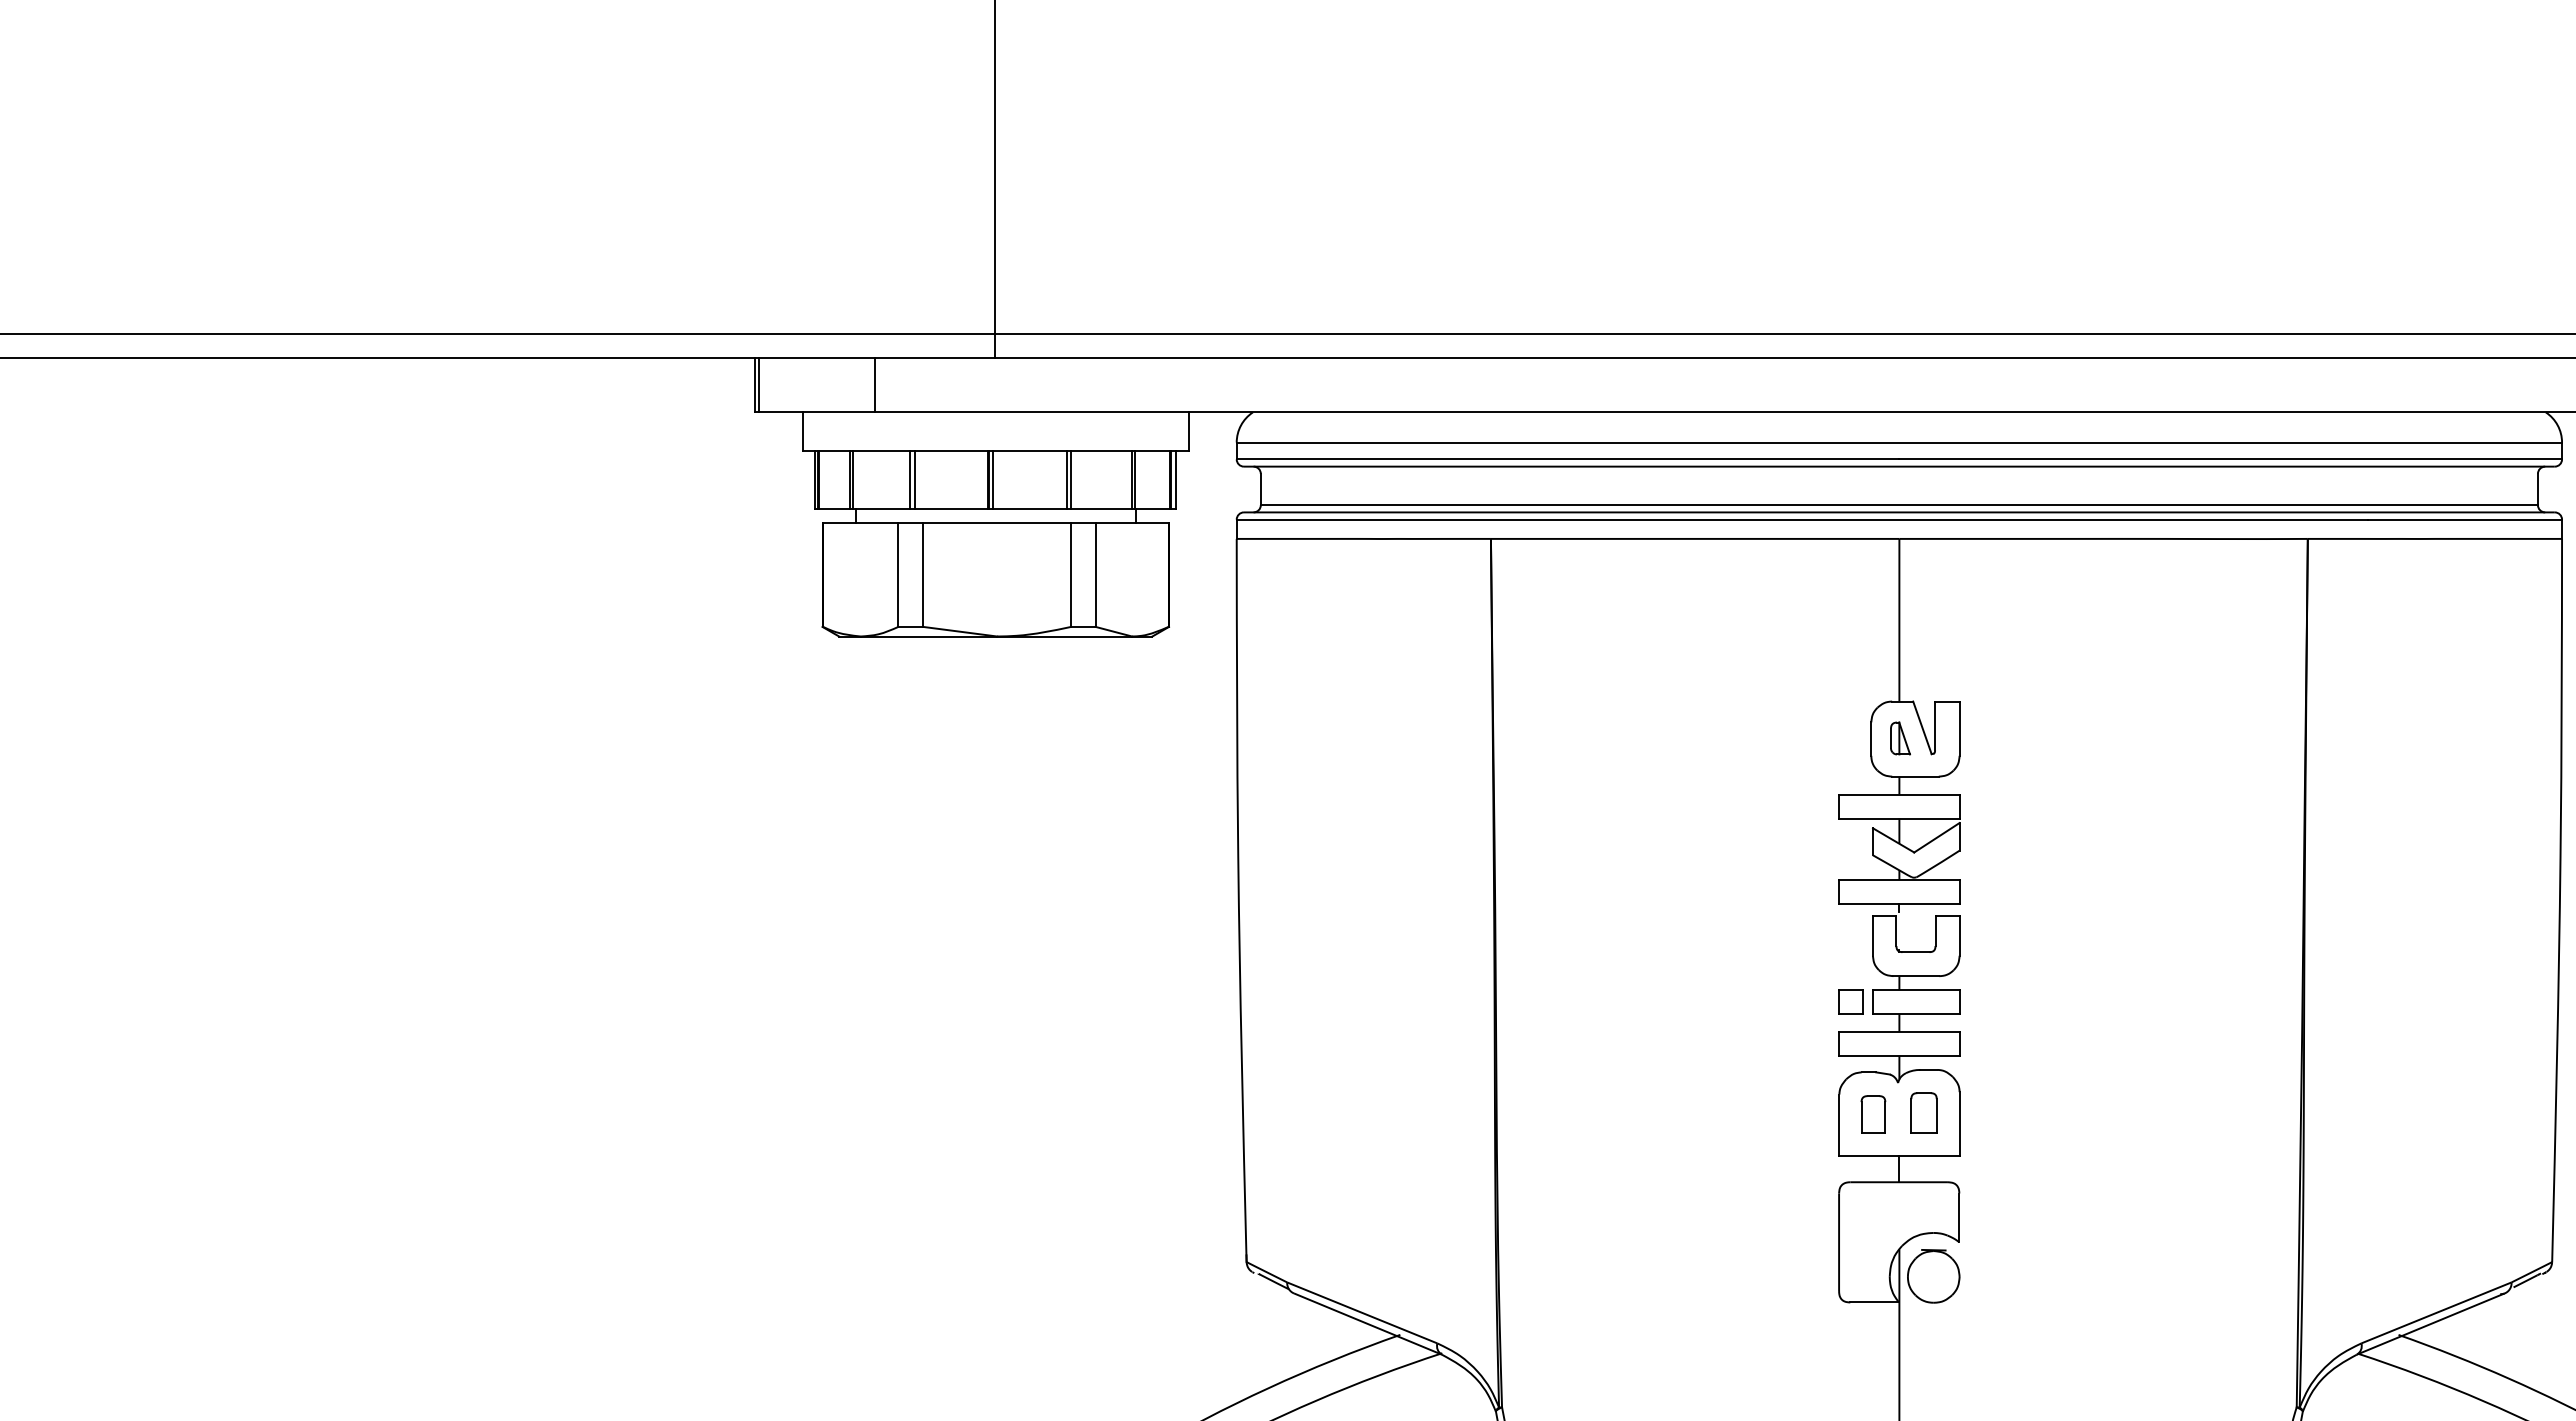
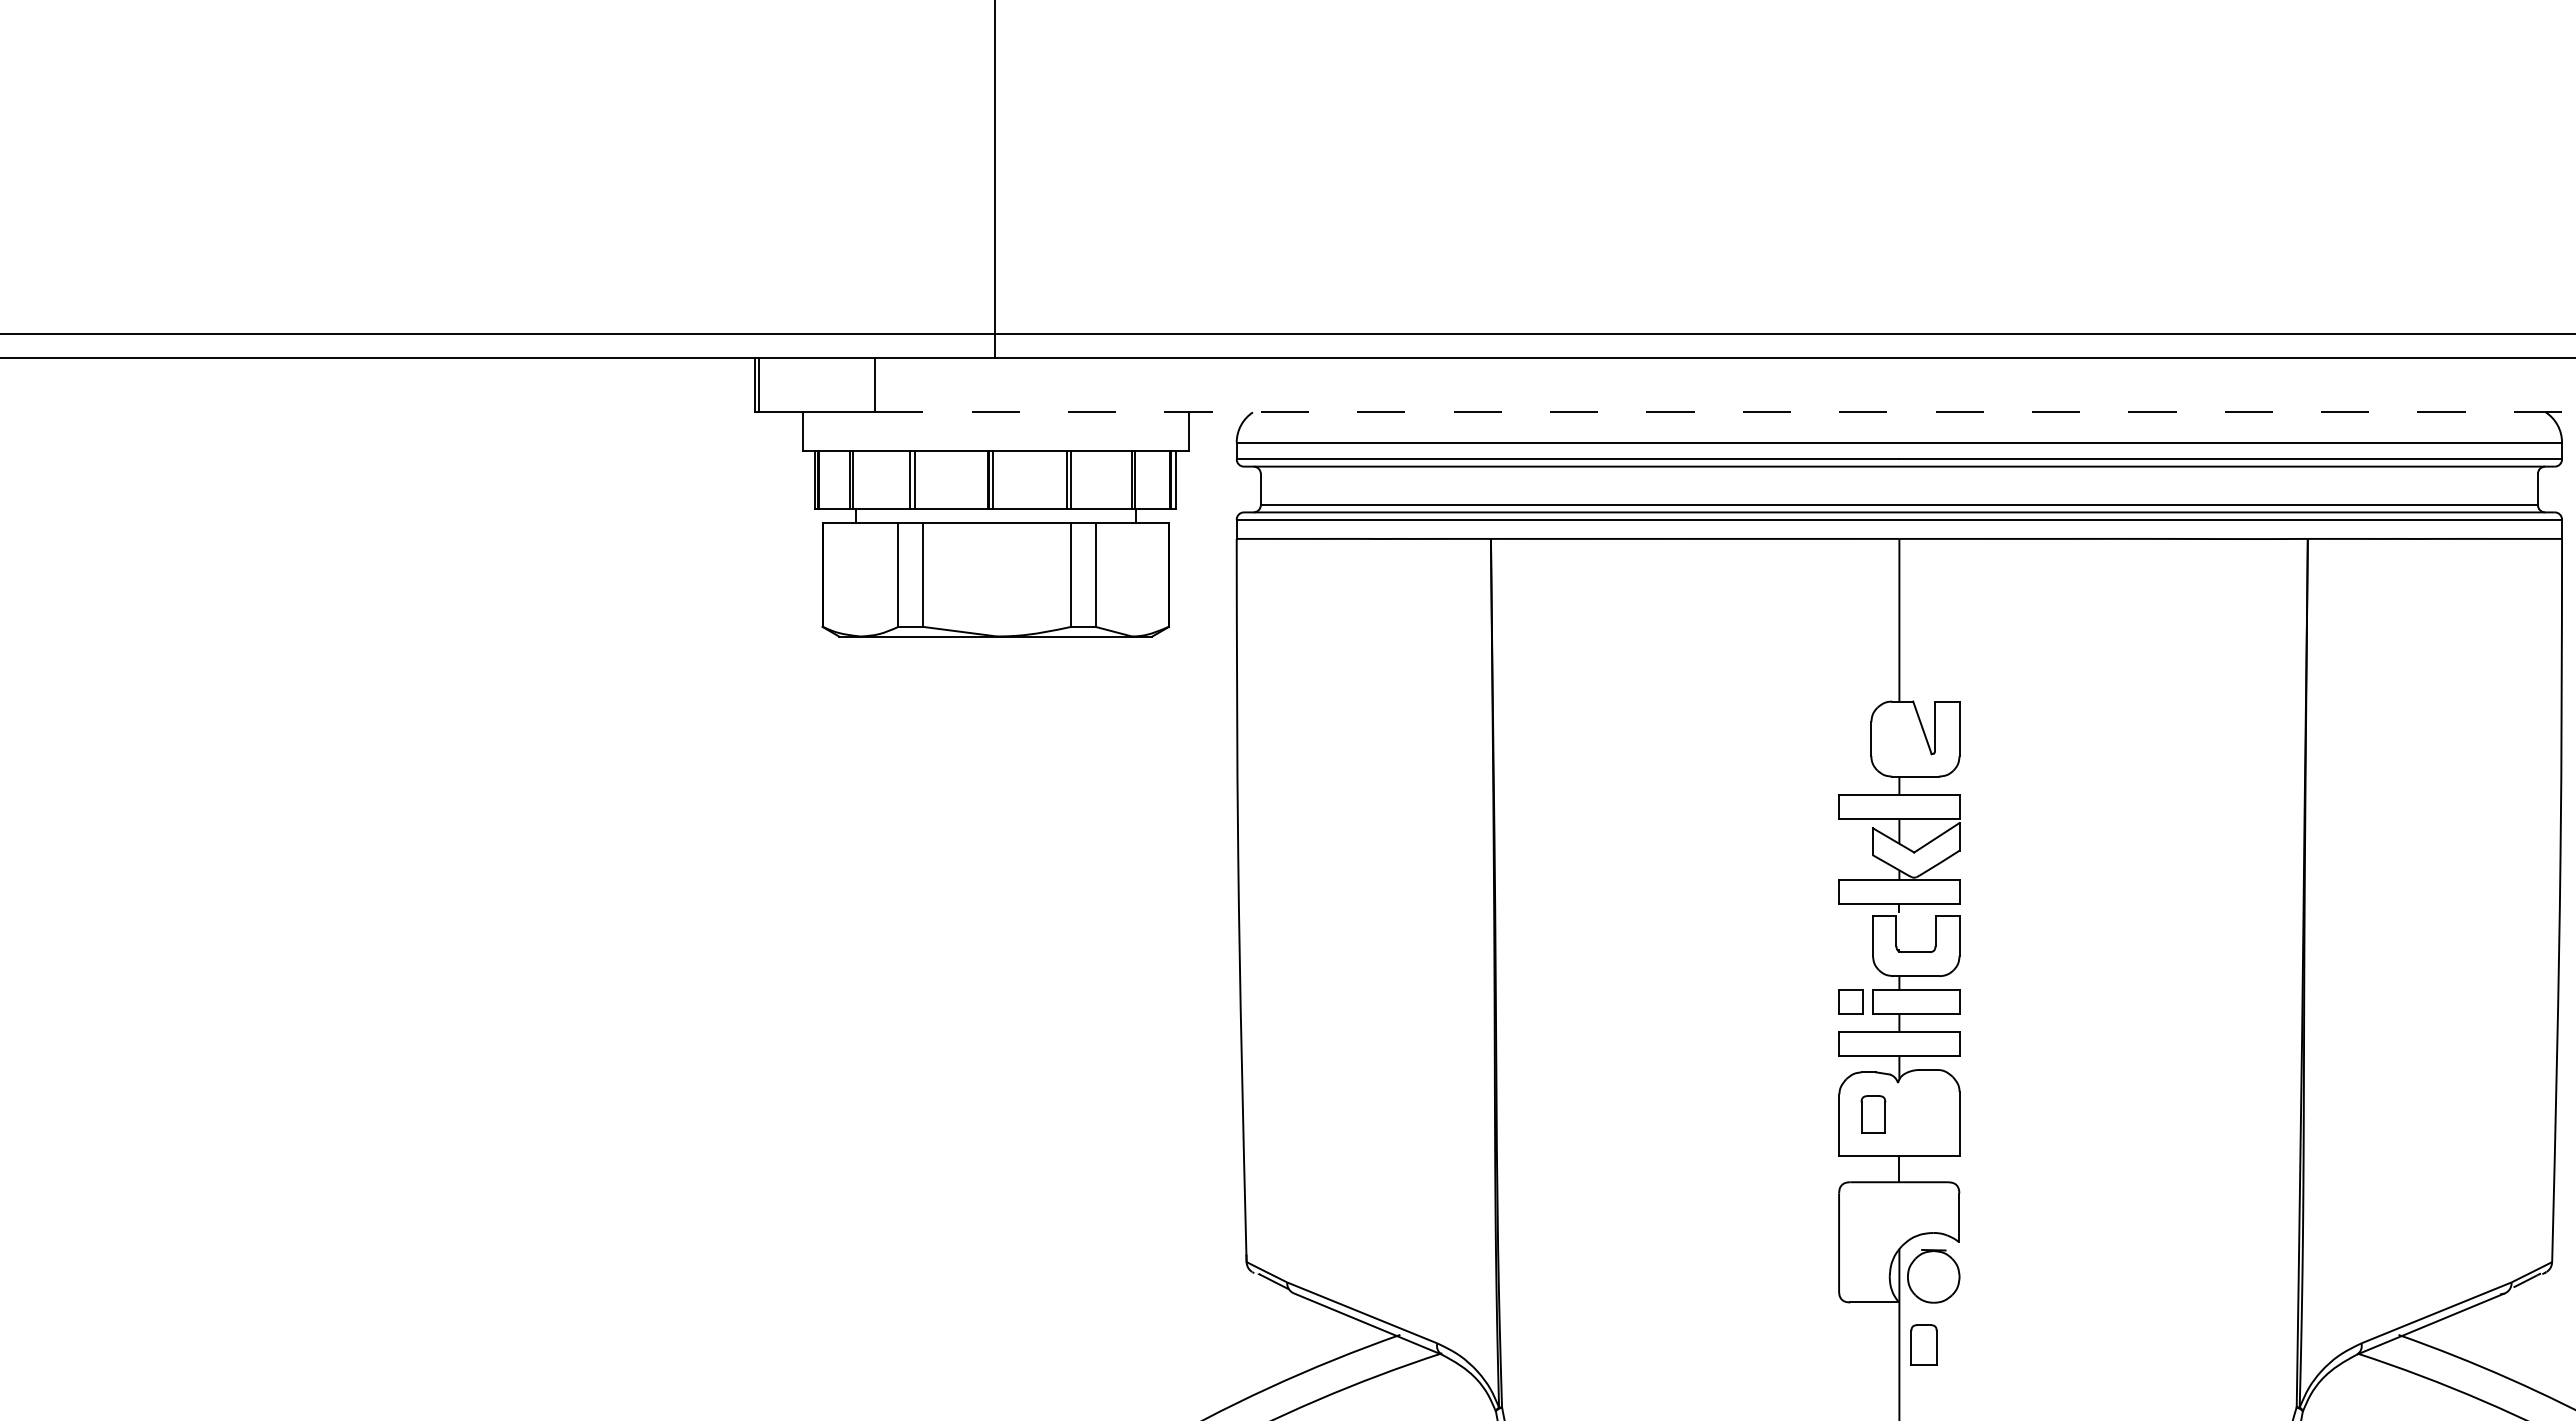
line: solid -> dashed (1725, 412)
part: present -> none (1900, 738)
part position: (1923, 1112) -> (1923, 1344) (1923, 1344)
